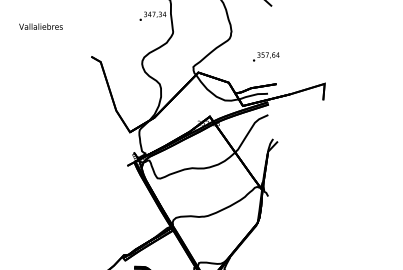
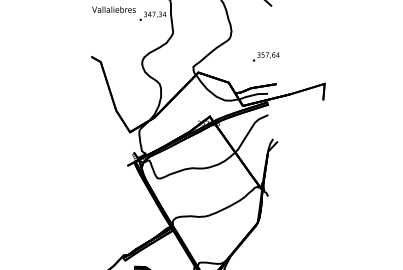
text position: (40, 26) -> (113, 9) (113, 9)
